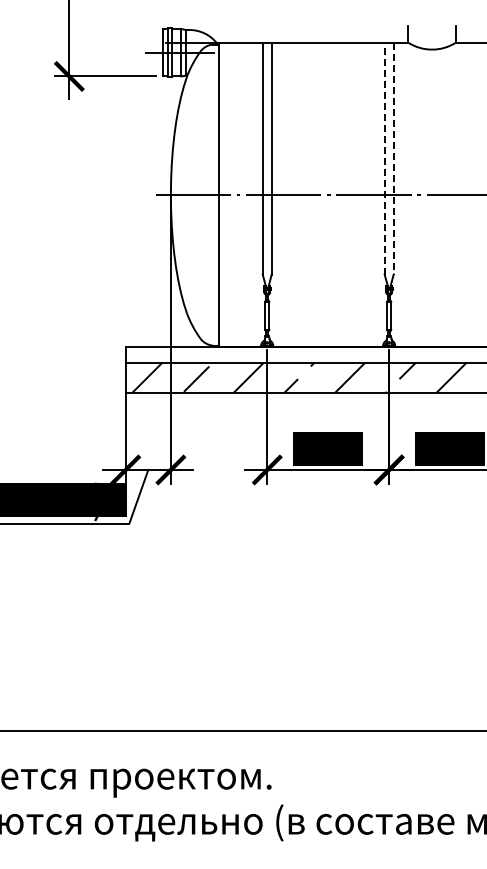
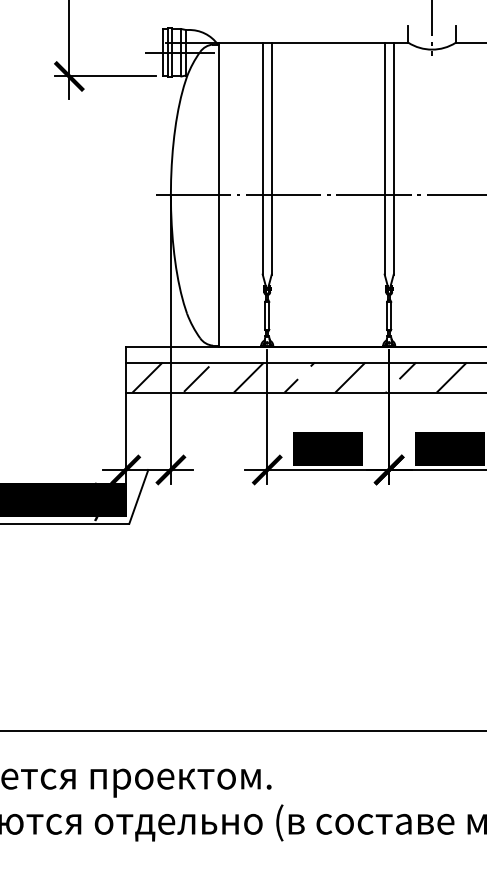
line: none -> present (432, 28)
line: dashed -> solid (384, 158)
line: dashed -> solid (393, 158)
